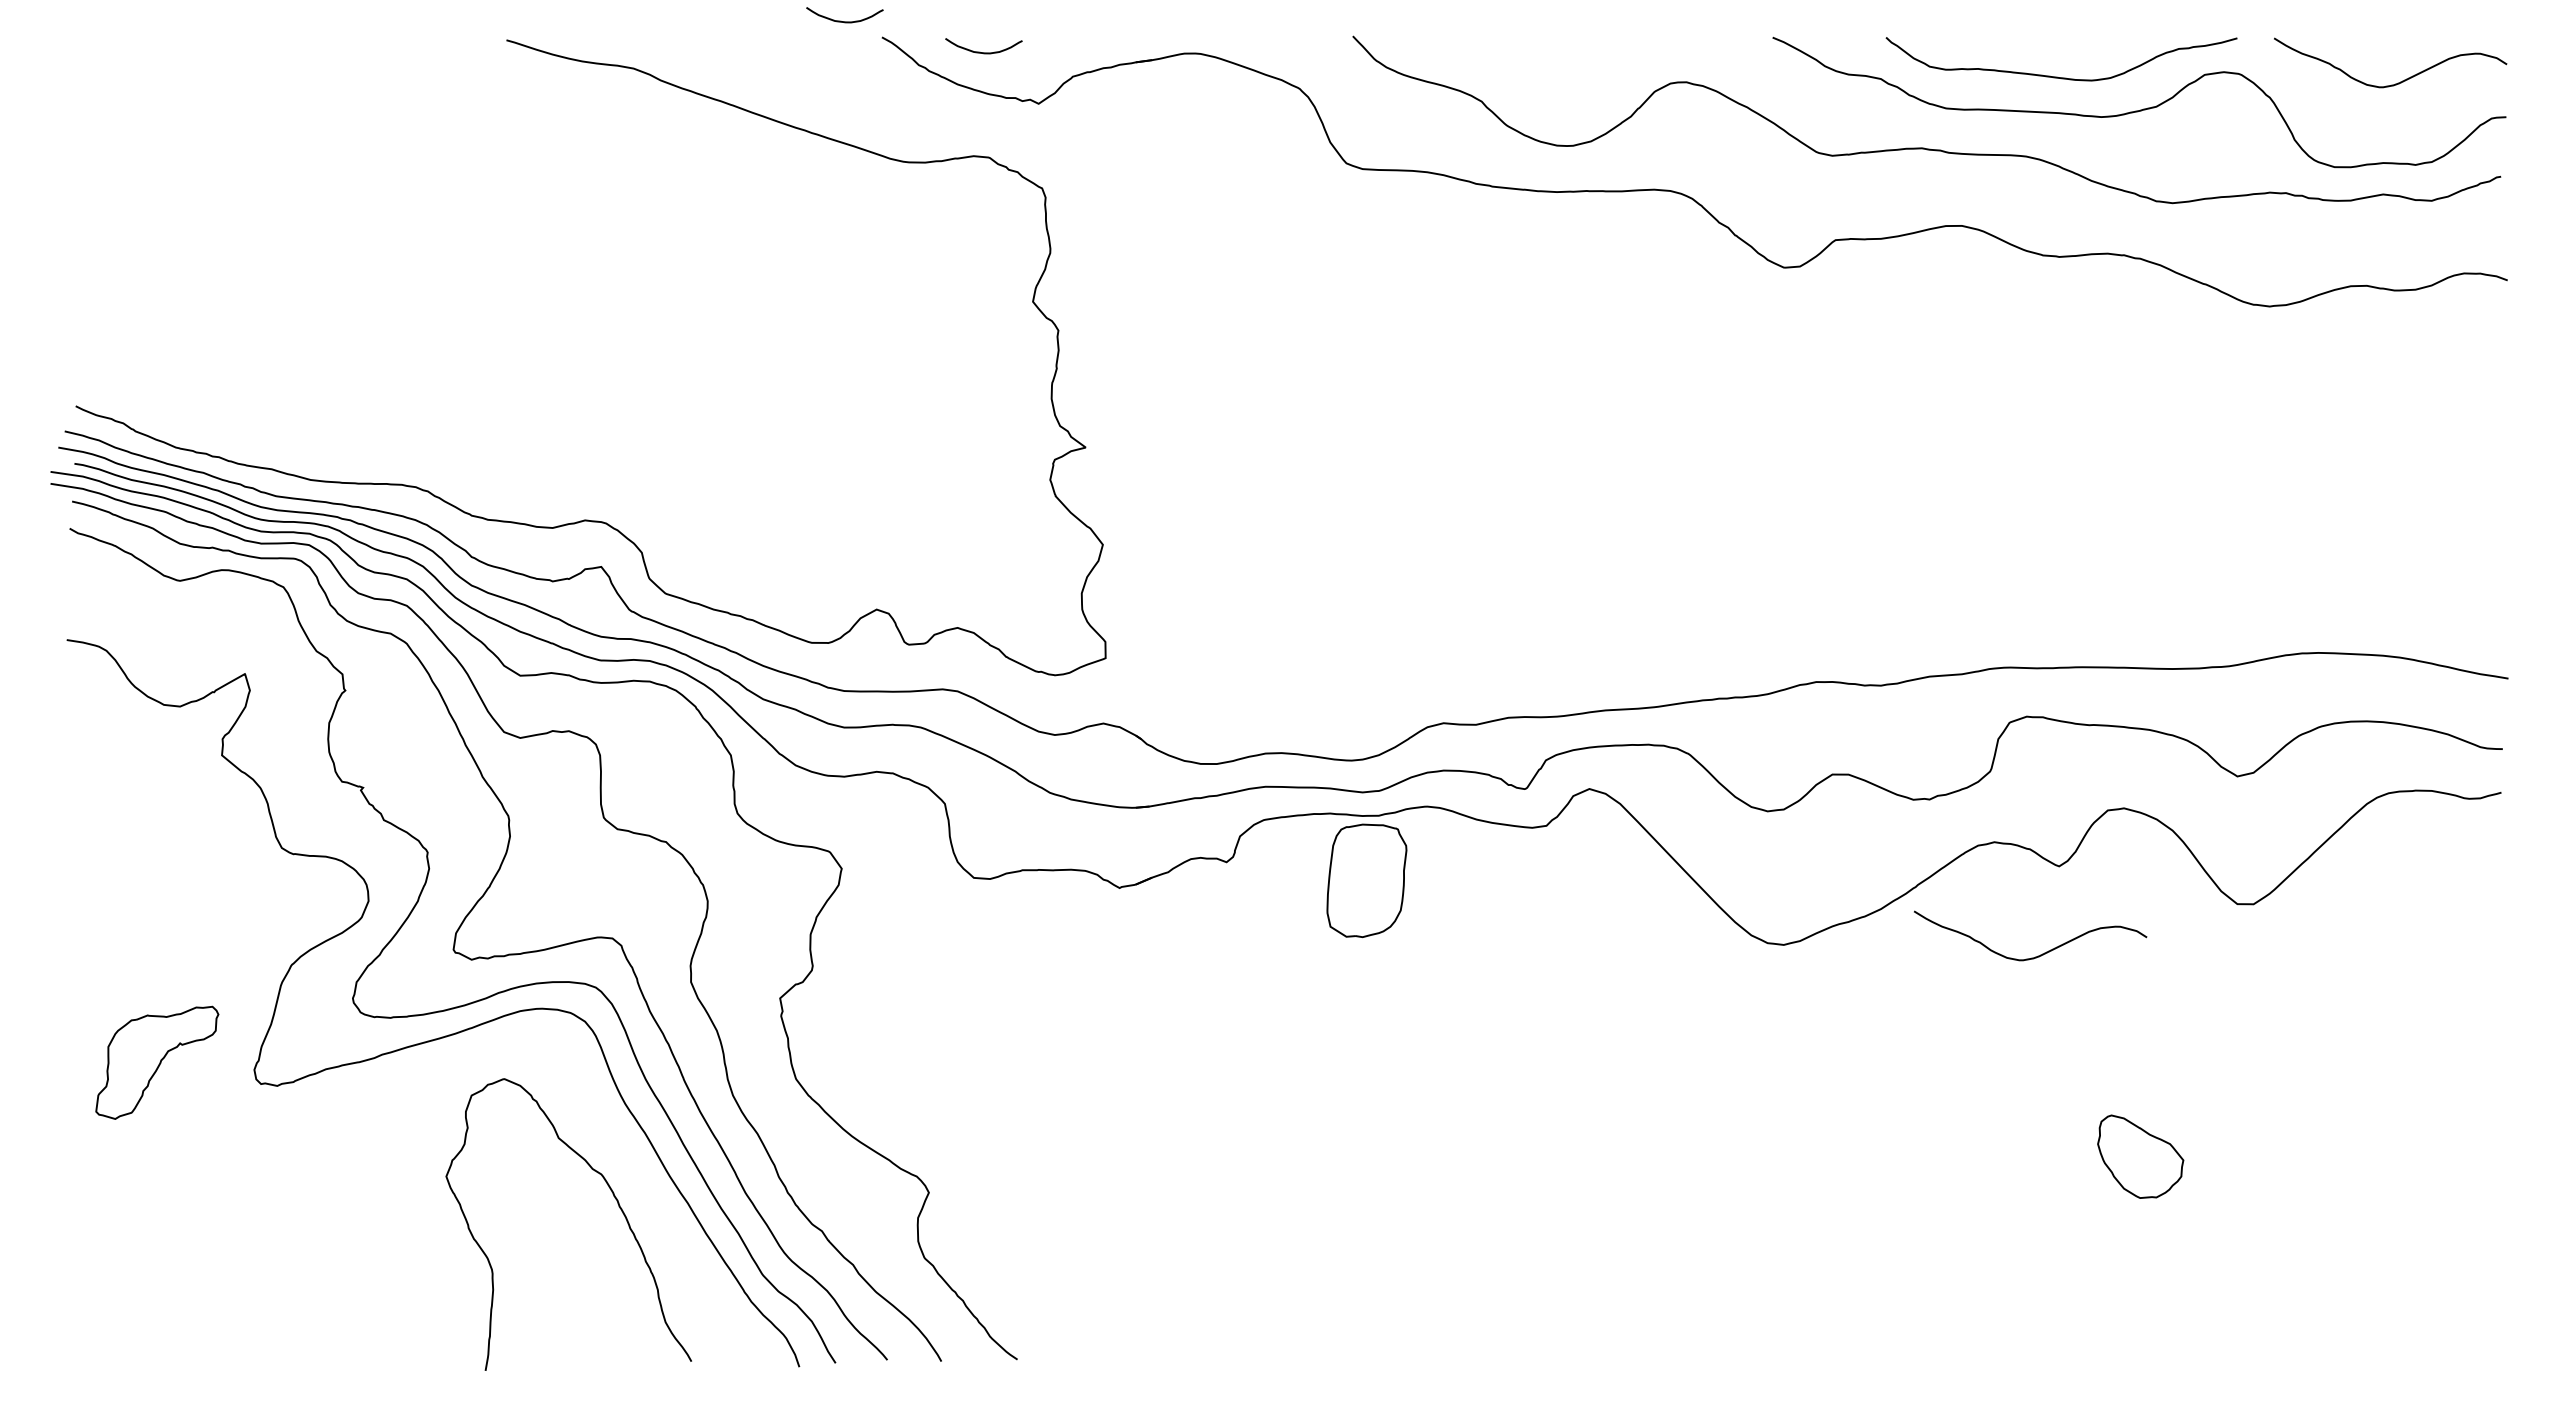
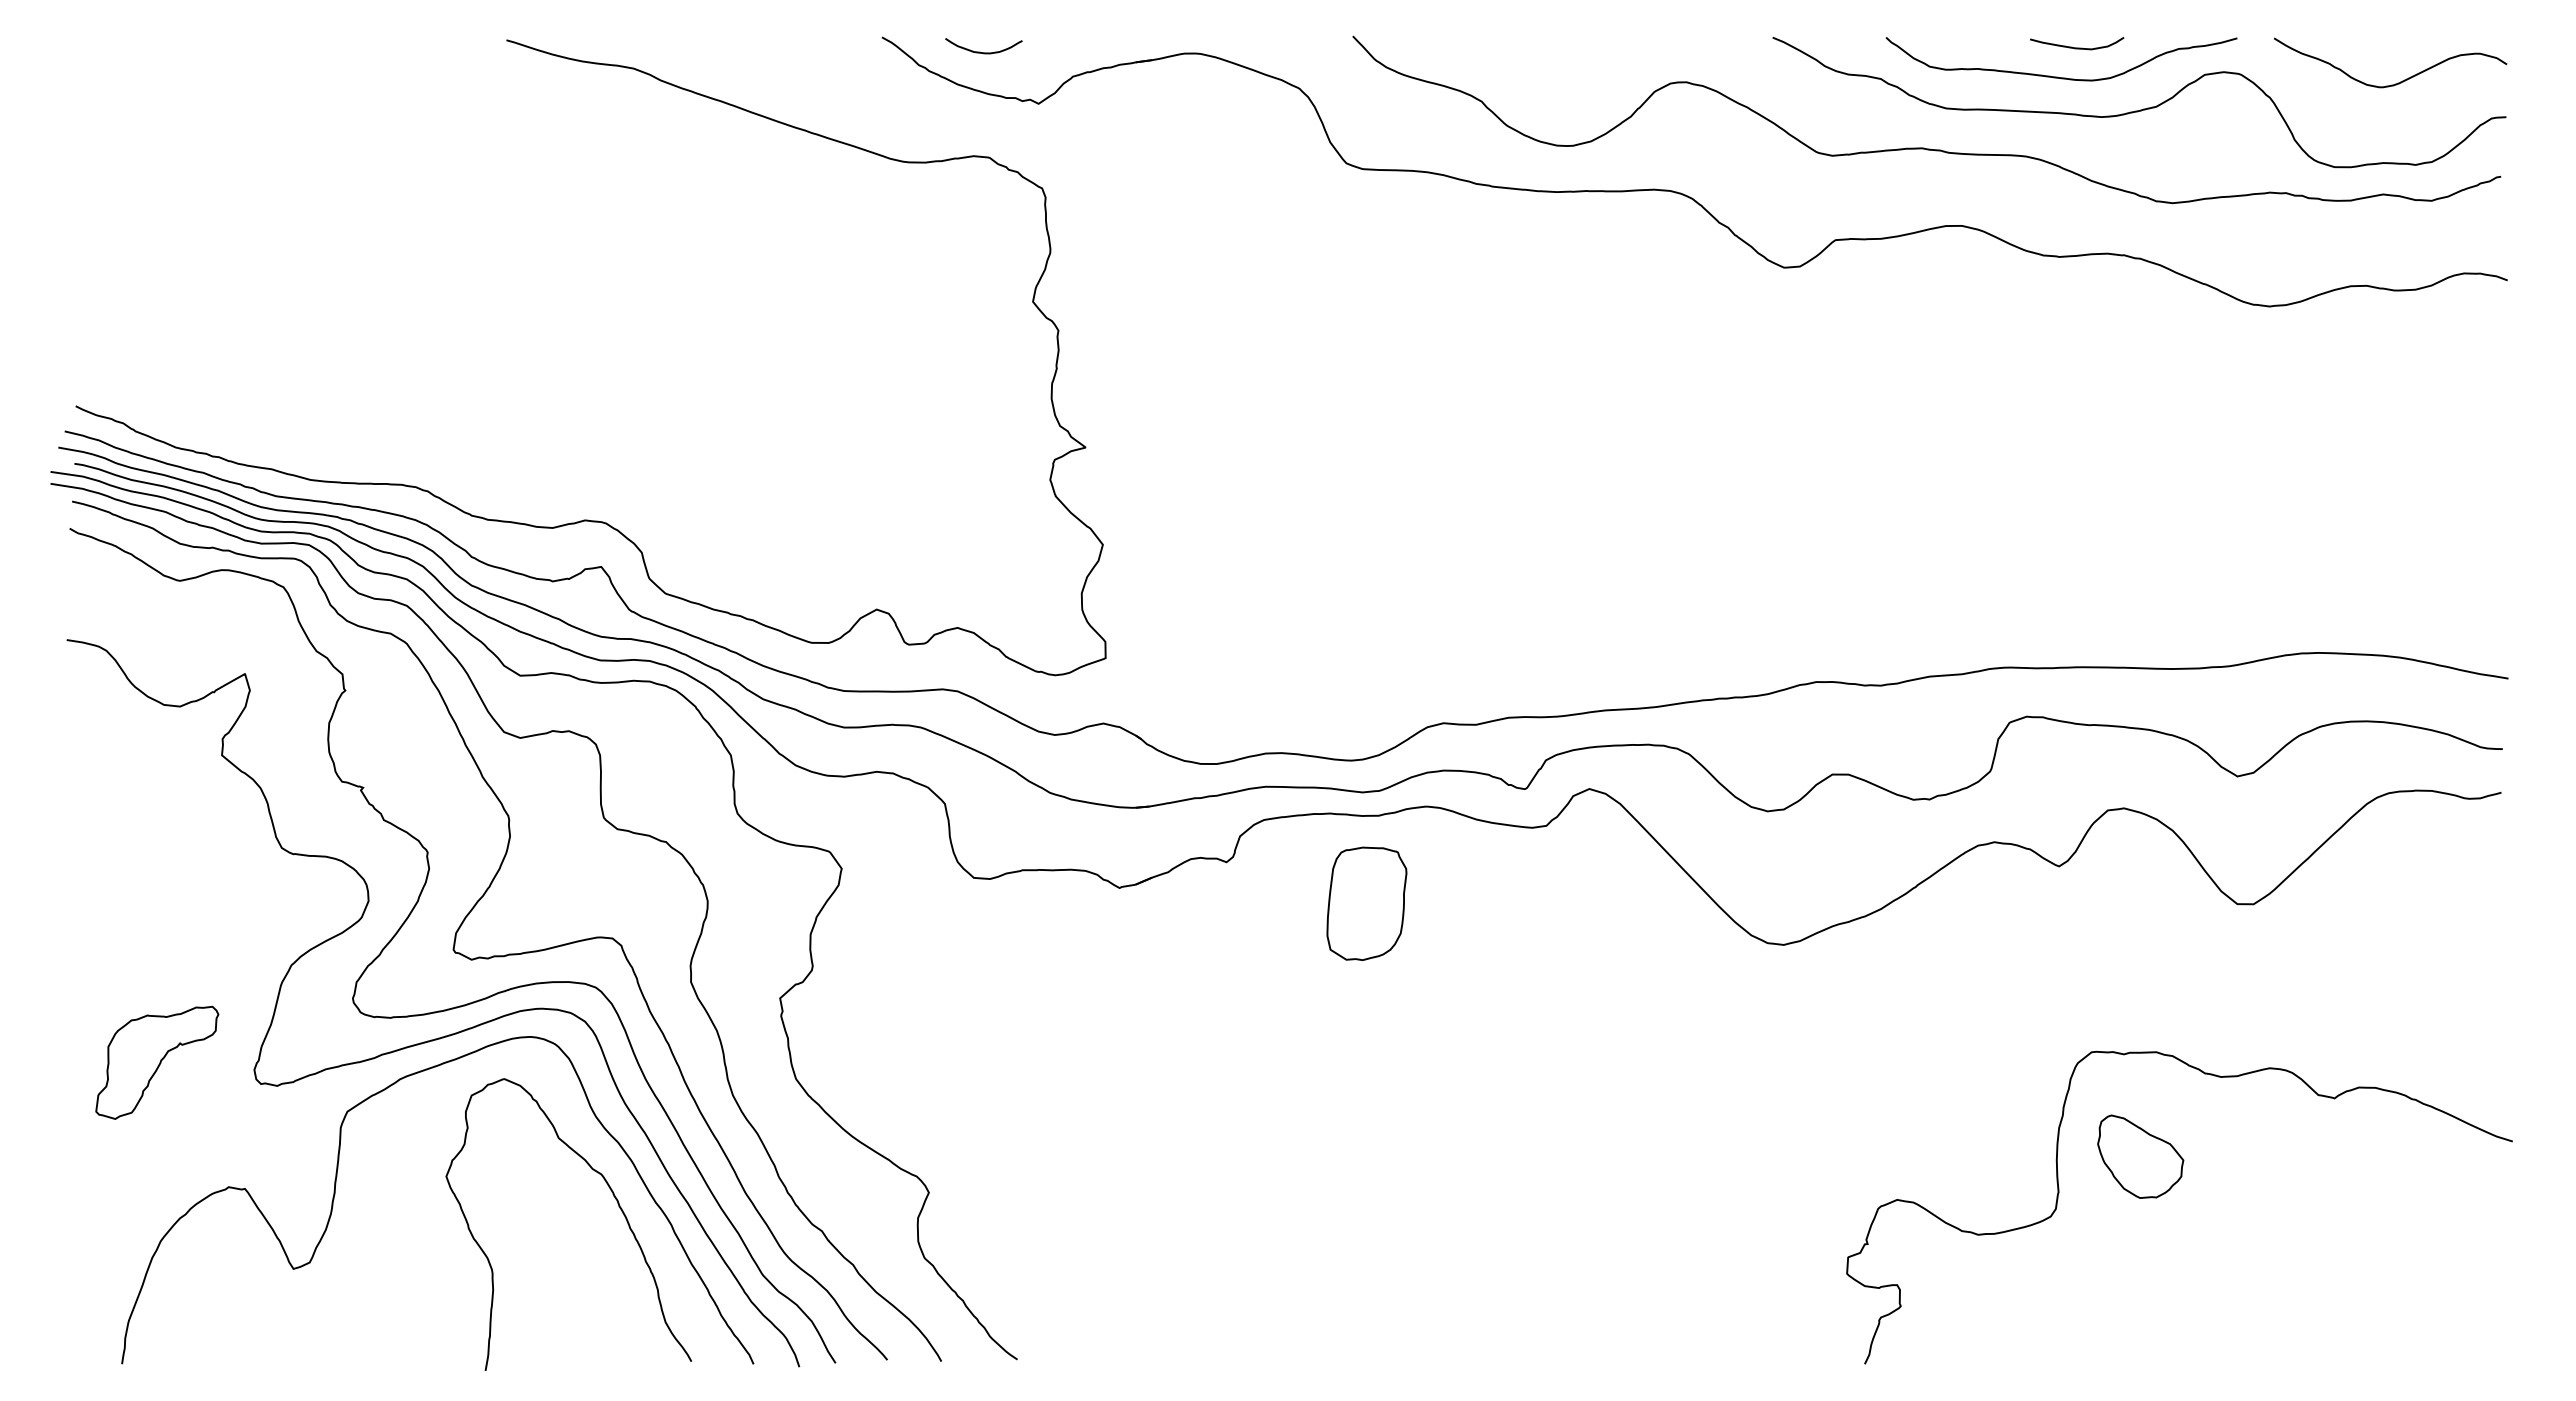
curve: present -> none (841, 20)
curve: none -> present (2077, 47)
part position: (1366, 880) -> (1366, 903) (1366, 903)
curve: present -> none (2040, 954)
curve: none -> present (2059, 1193)
curve: none -> present (335, 1194)
